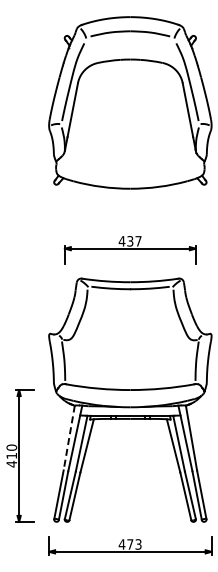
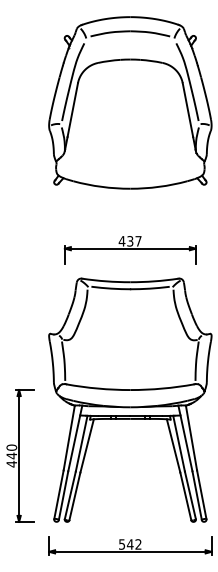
line: dashed -> solid (69, 437)
text: 410 -> 440 (11, 455)
text: 473 -> 542 (129, 544)
